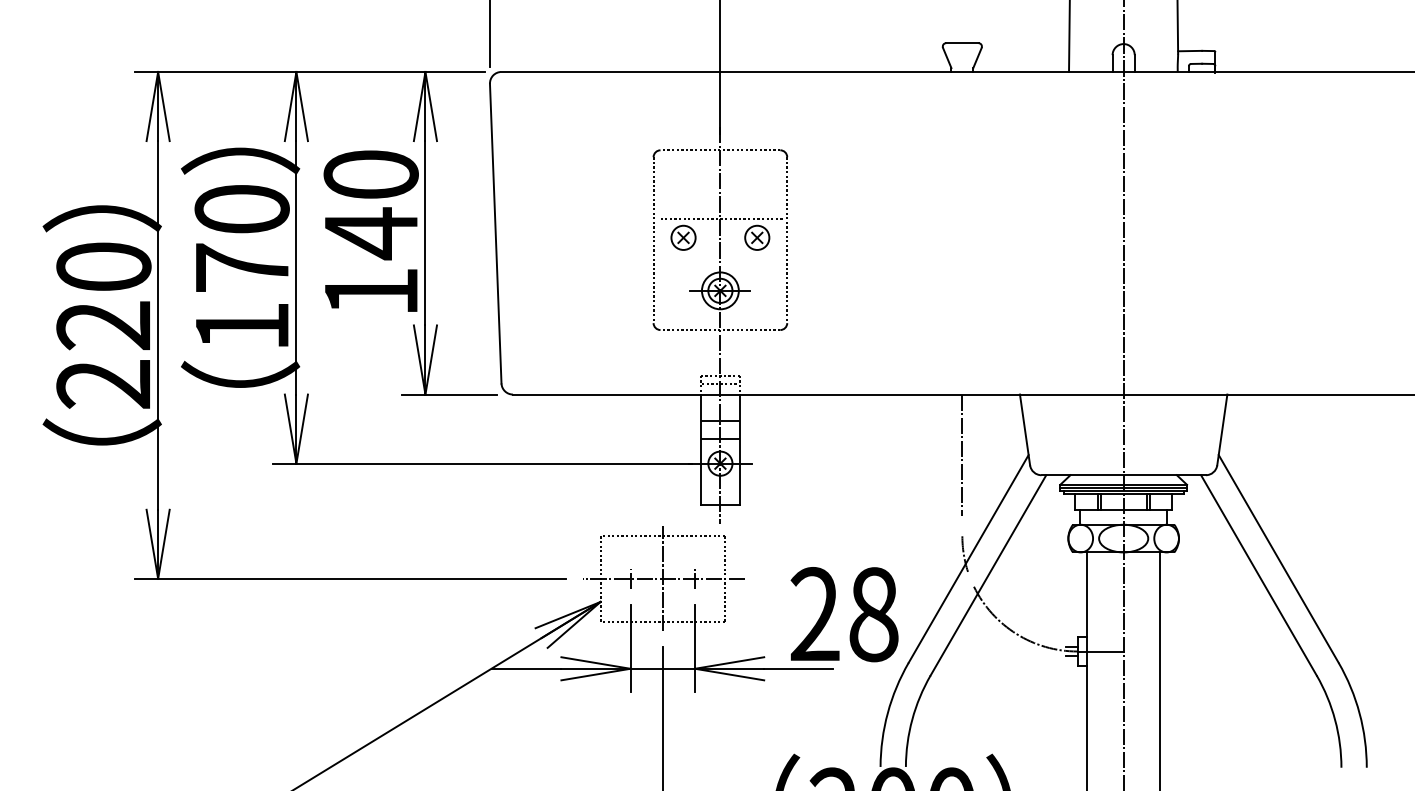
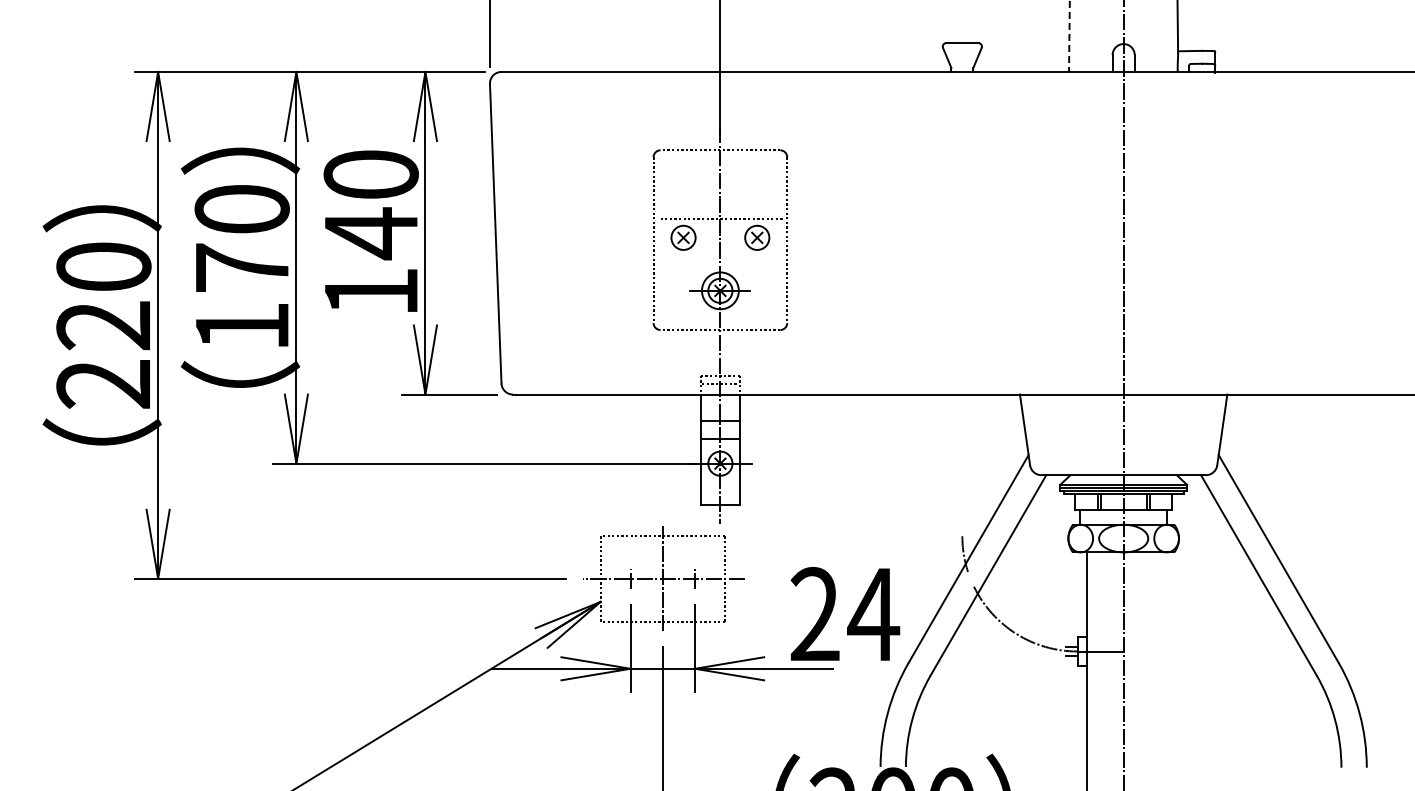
line: solid -> dashed (1069, 36)
line: present -> none (962, 454)
text: 28 -> 24 (873, 614)
line: present -> none (1160, 669)
